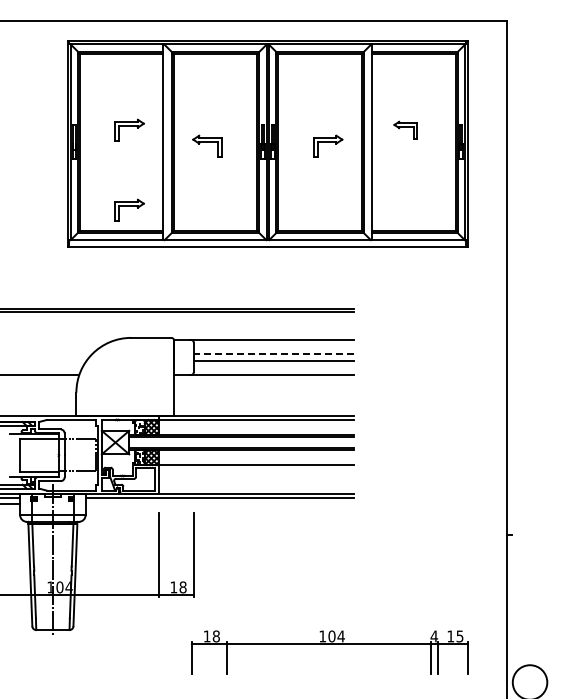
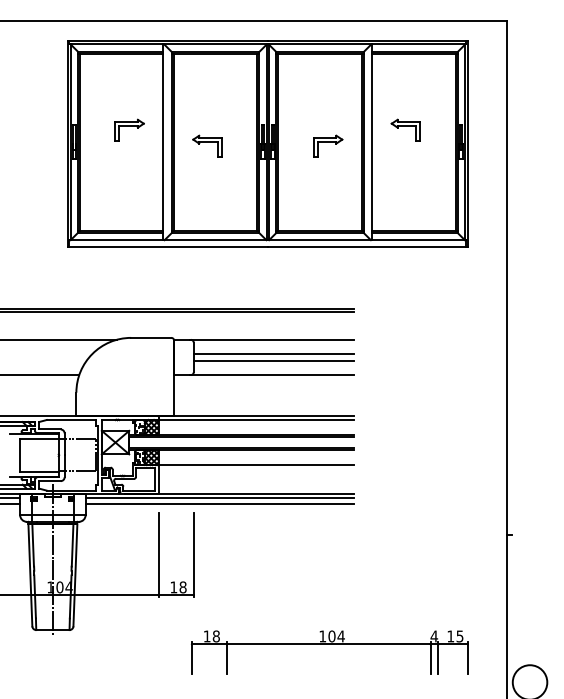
part size: 25x20 px -> 31x24 px (405, 129)
part: present -> none (129, 209)
line: none -> present (59, 339)
line: dashed -> solid (273, 353)
line: none -> present (219, 504)
